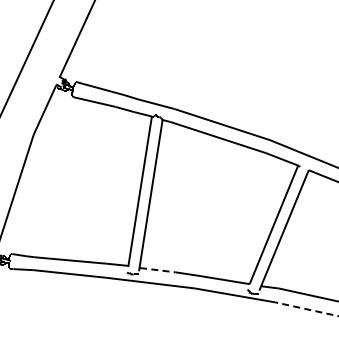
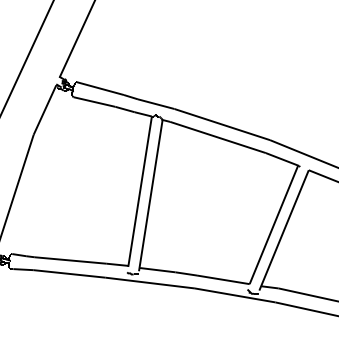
line: dashed -> solid (157, 270)
line: dashed -> solid (306, 309)
